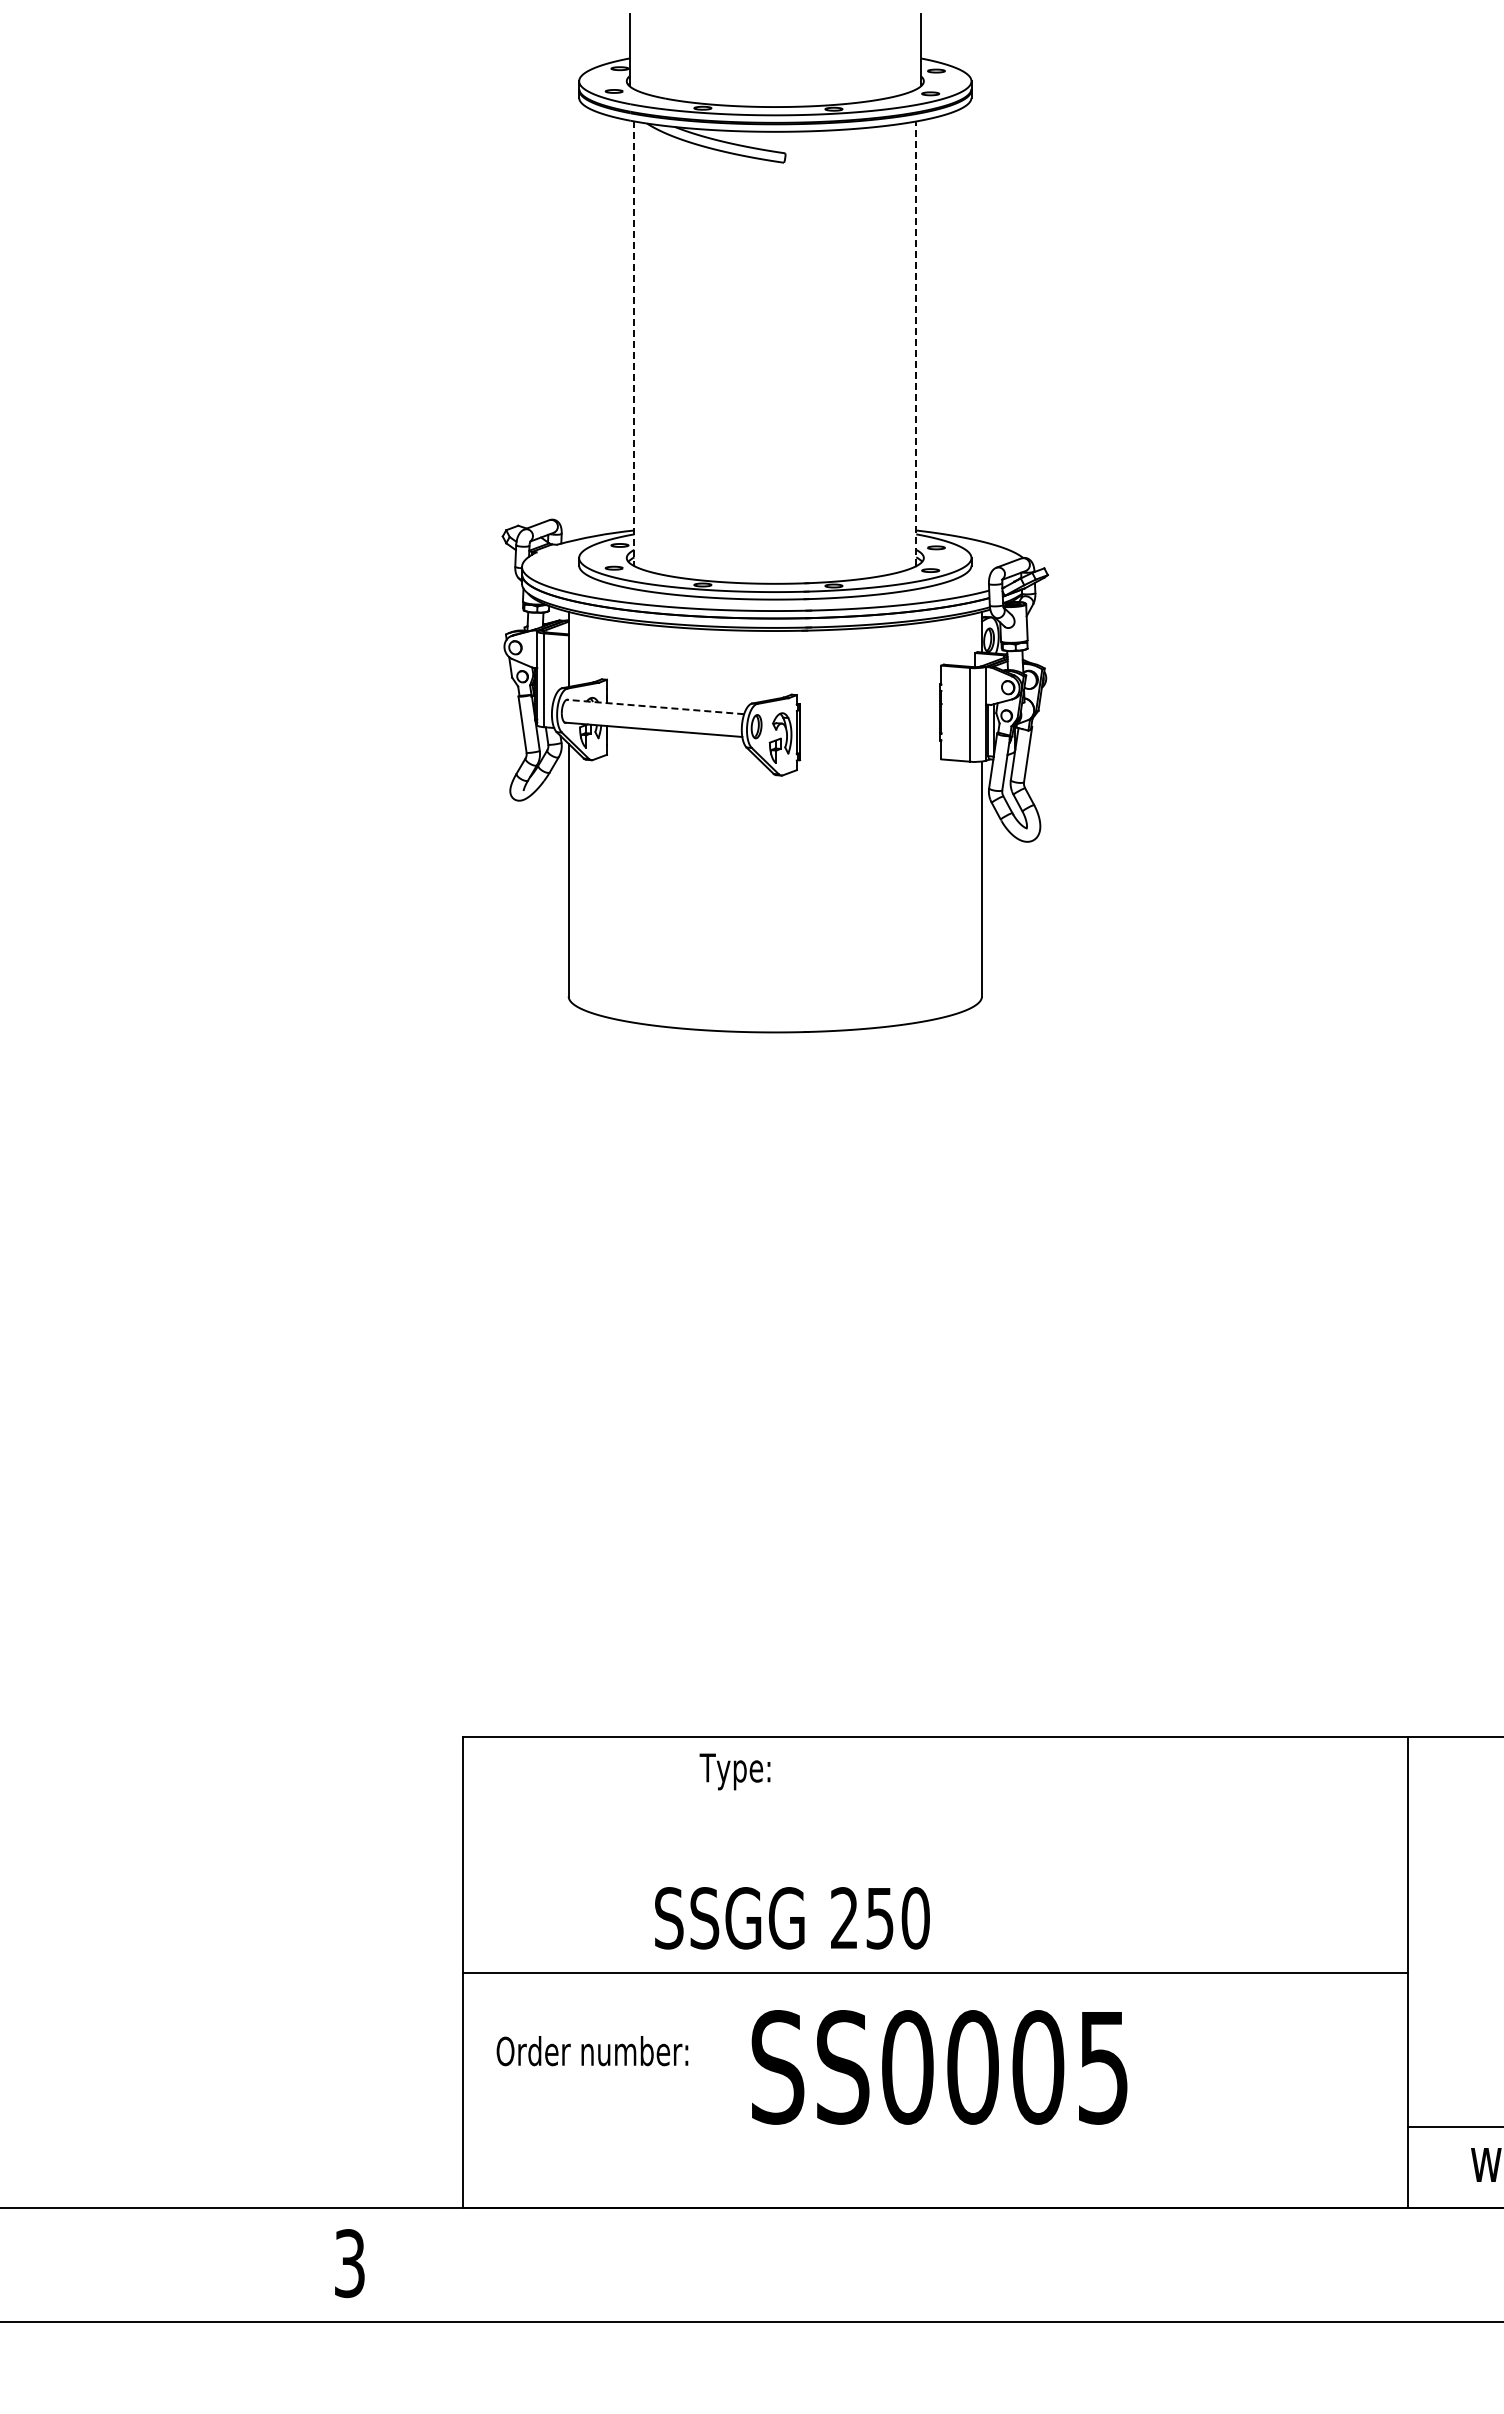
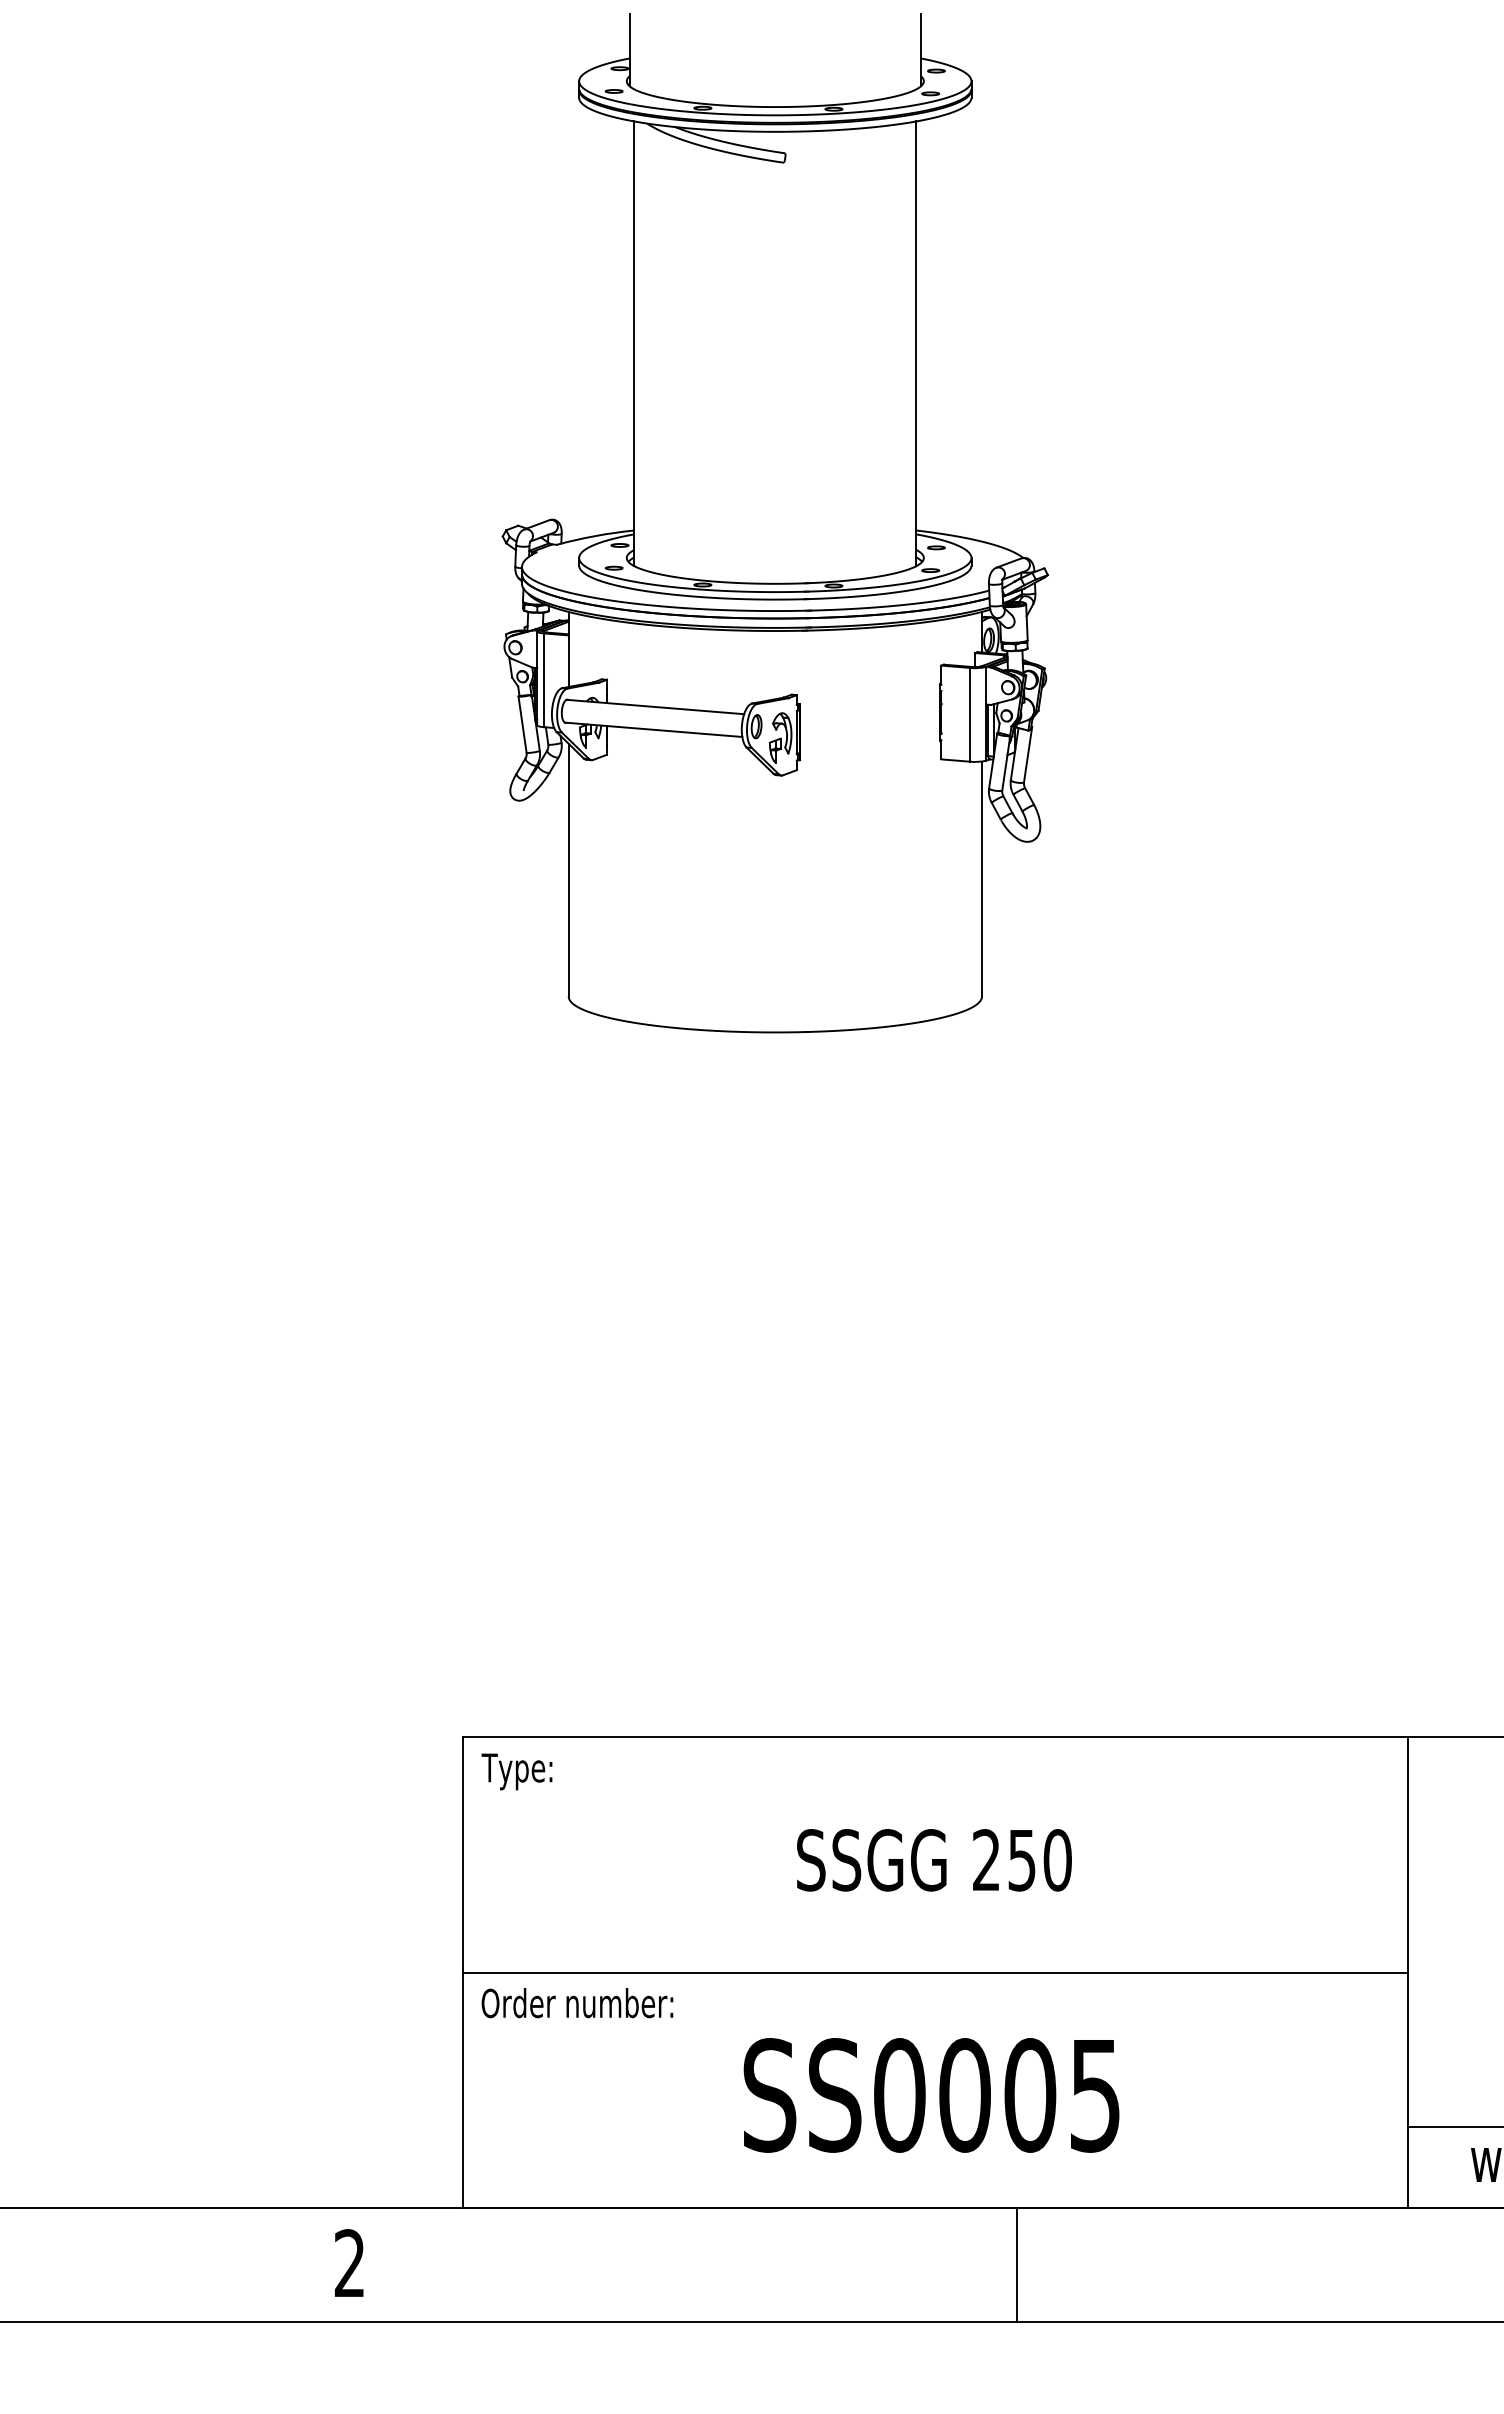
line: dashed -> solid (916, 343)
line: dashed -> solid (634, 344)
line: dashed -> solid (654, 706)
text position: (734, 1771) -> (516, 1771) (516, 1771)
text position: (792, 1918) -> (934, 1860) (934, 1860)
text position: (592, 2051) -> (577, 2003) (577, 2003)
text position: (939, 2067) -> (931, 2095) (931, 2095)
text: 3 -> 2 (349, 2263)
line: none -> present (1017, 2264)
